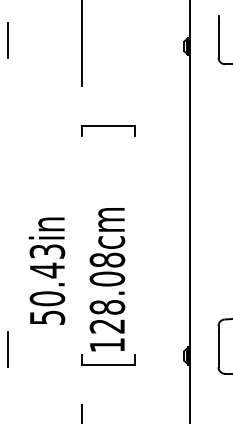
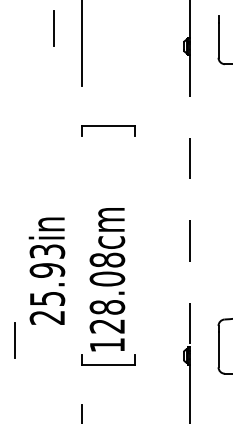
line position: (7, 40) -> (53, 28) (53, 28)
line: solid -> dashed (189, 201)
text: 50.43in -> 25.93in (47, 293)
line position: (7, 349) -> (14, 340) (14, 340)
